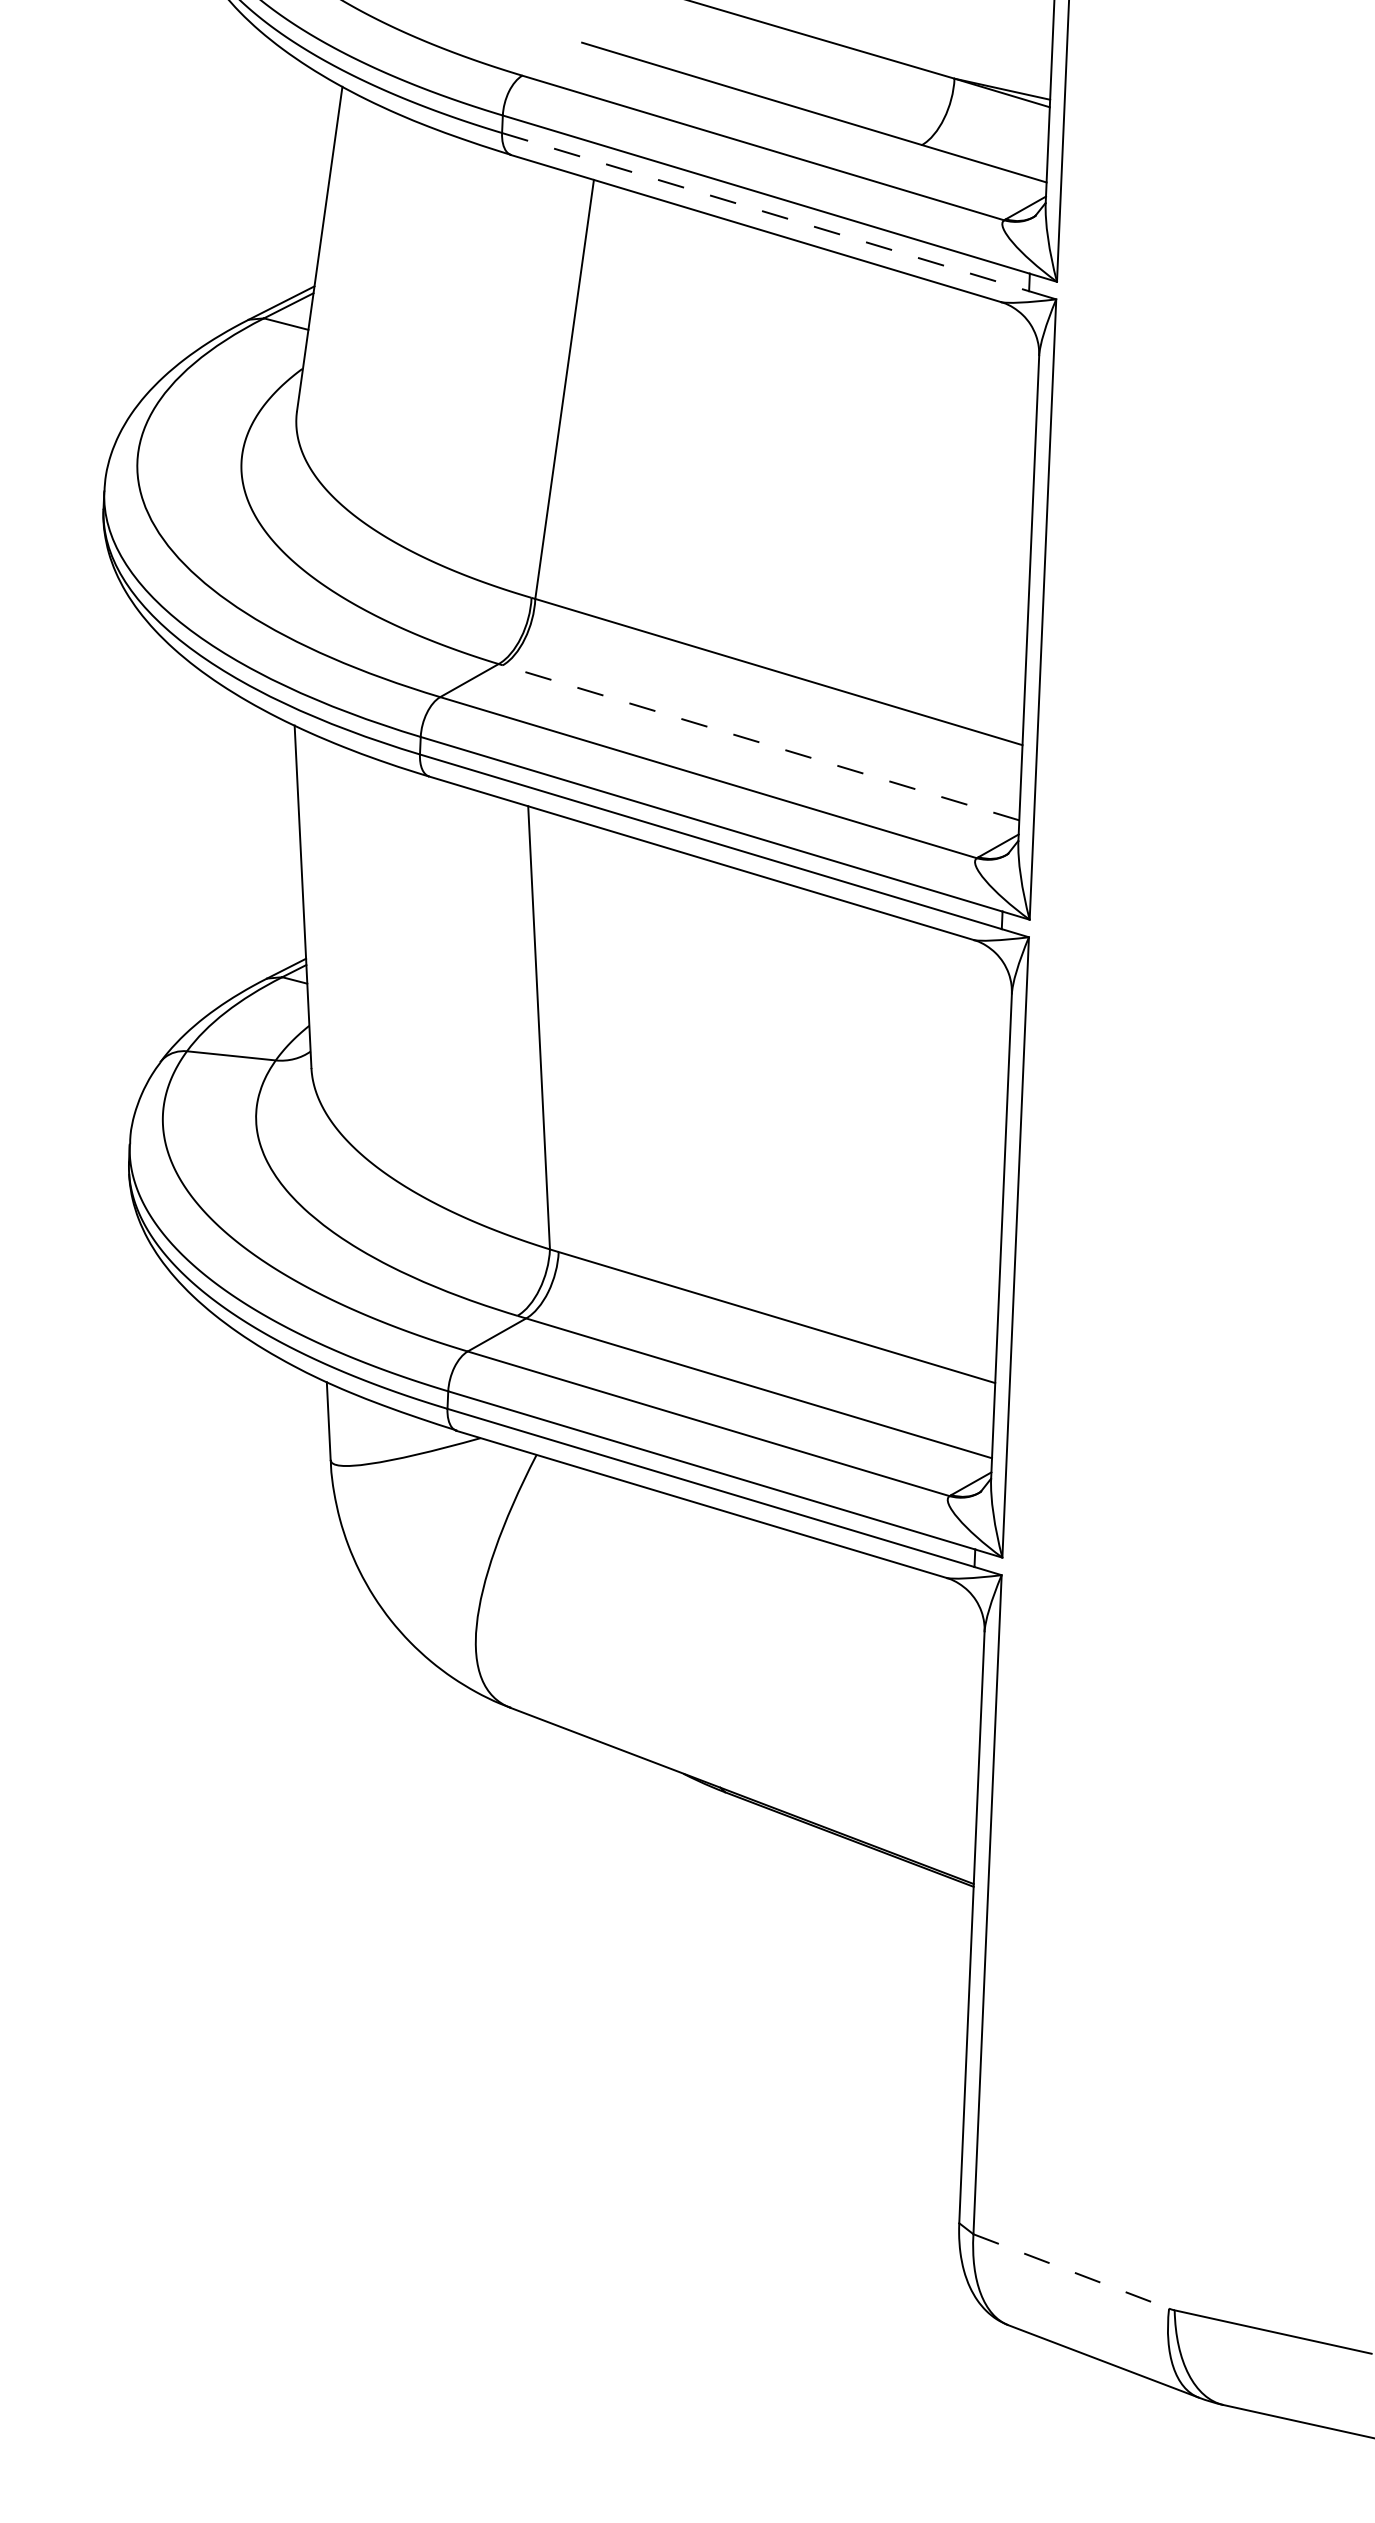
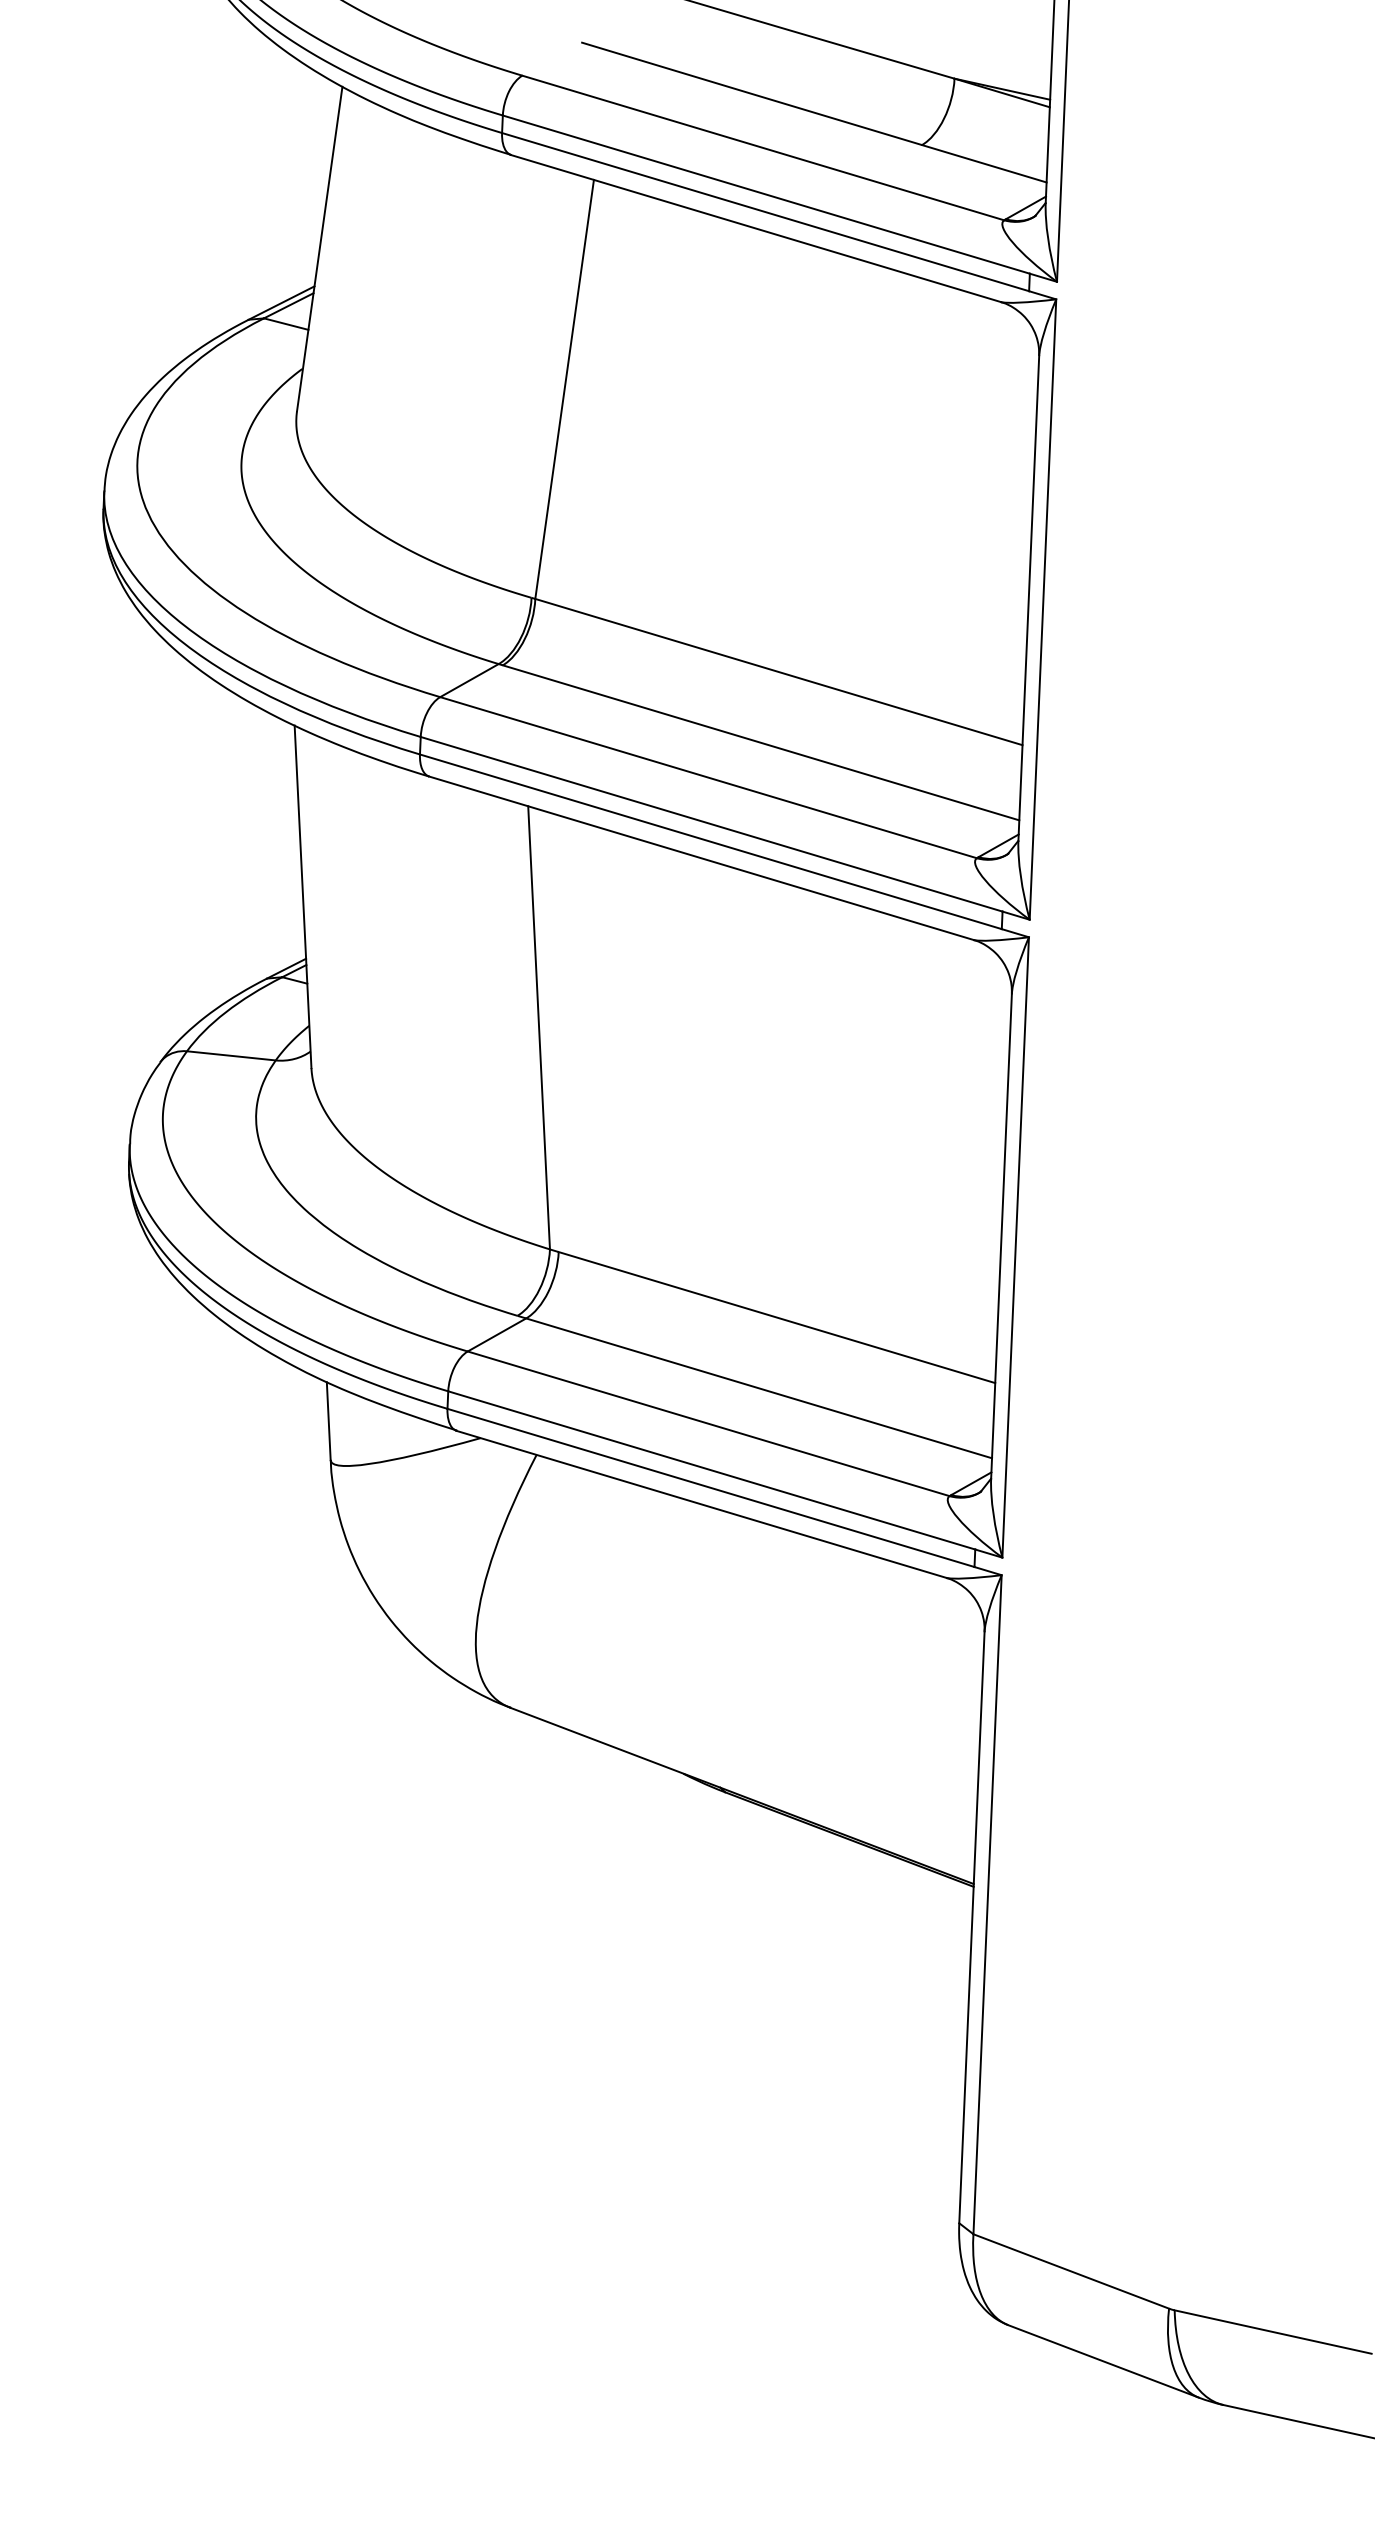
line: dashed -> solid (766, 212)
line: dashed -> solid (761, 742)
line: dashed -> solid (1071, 2271)
